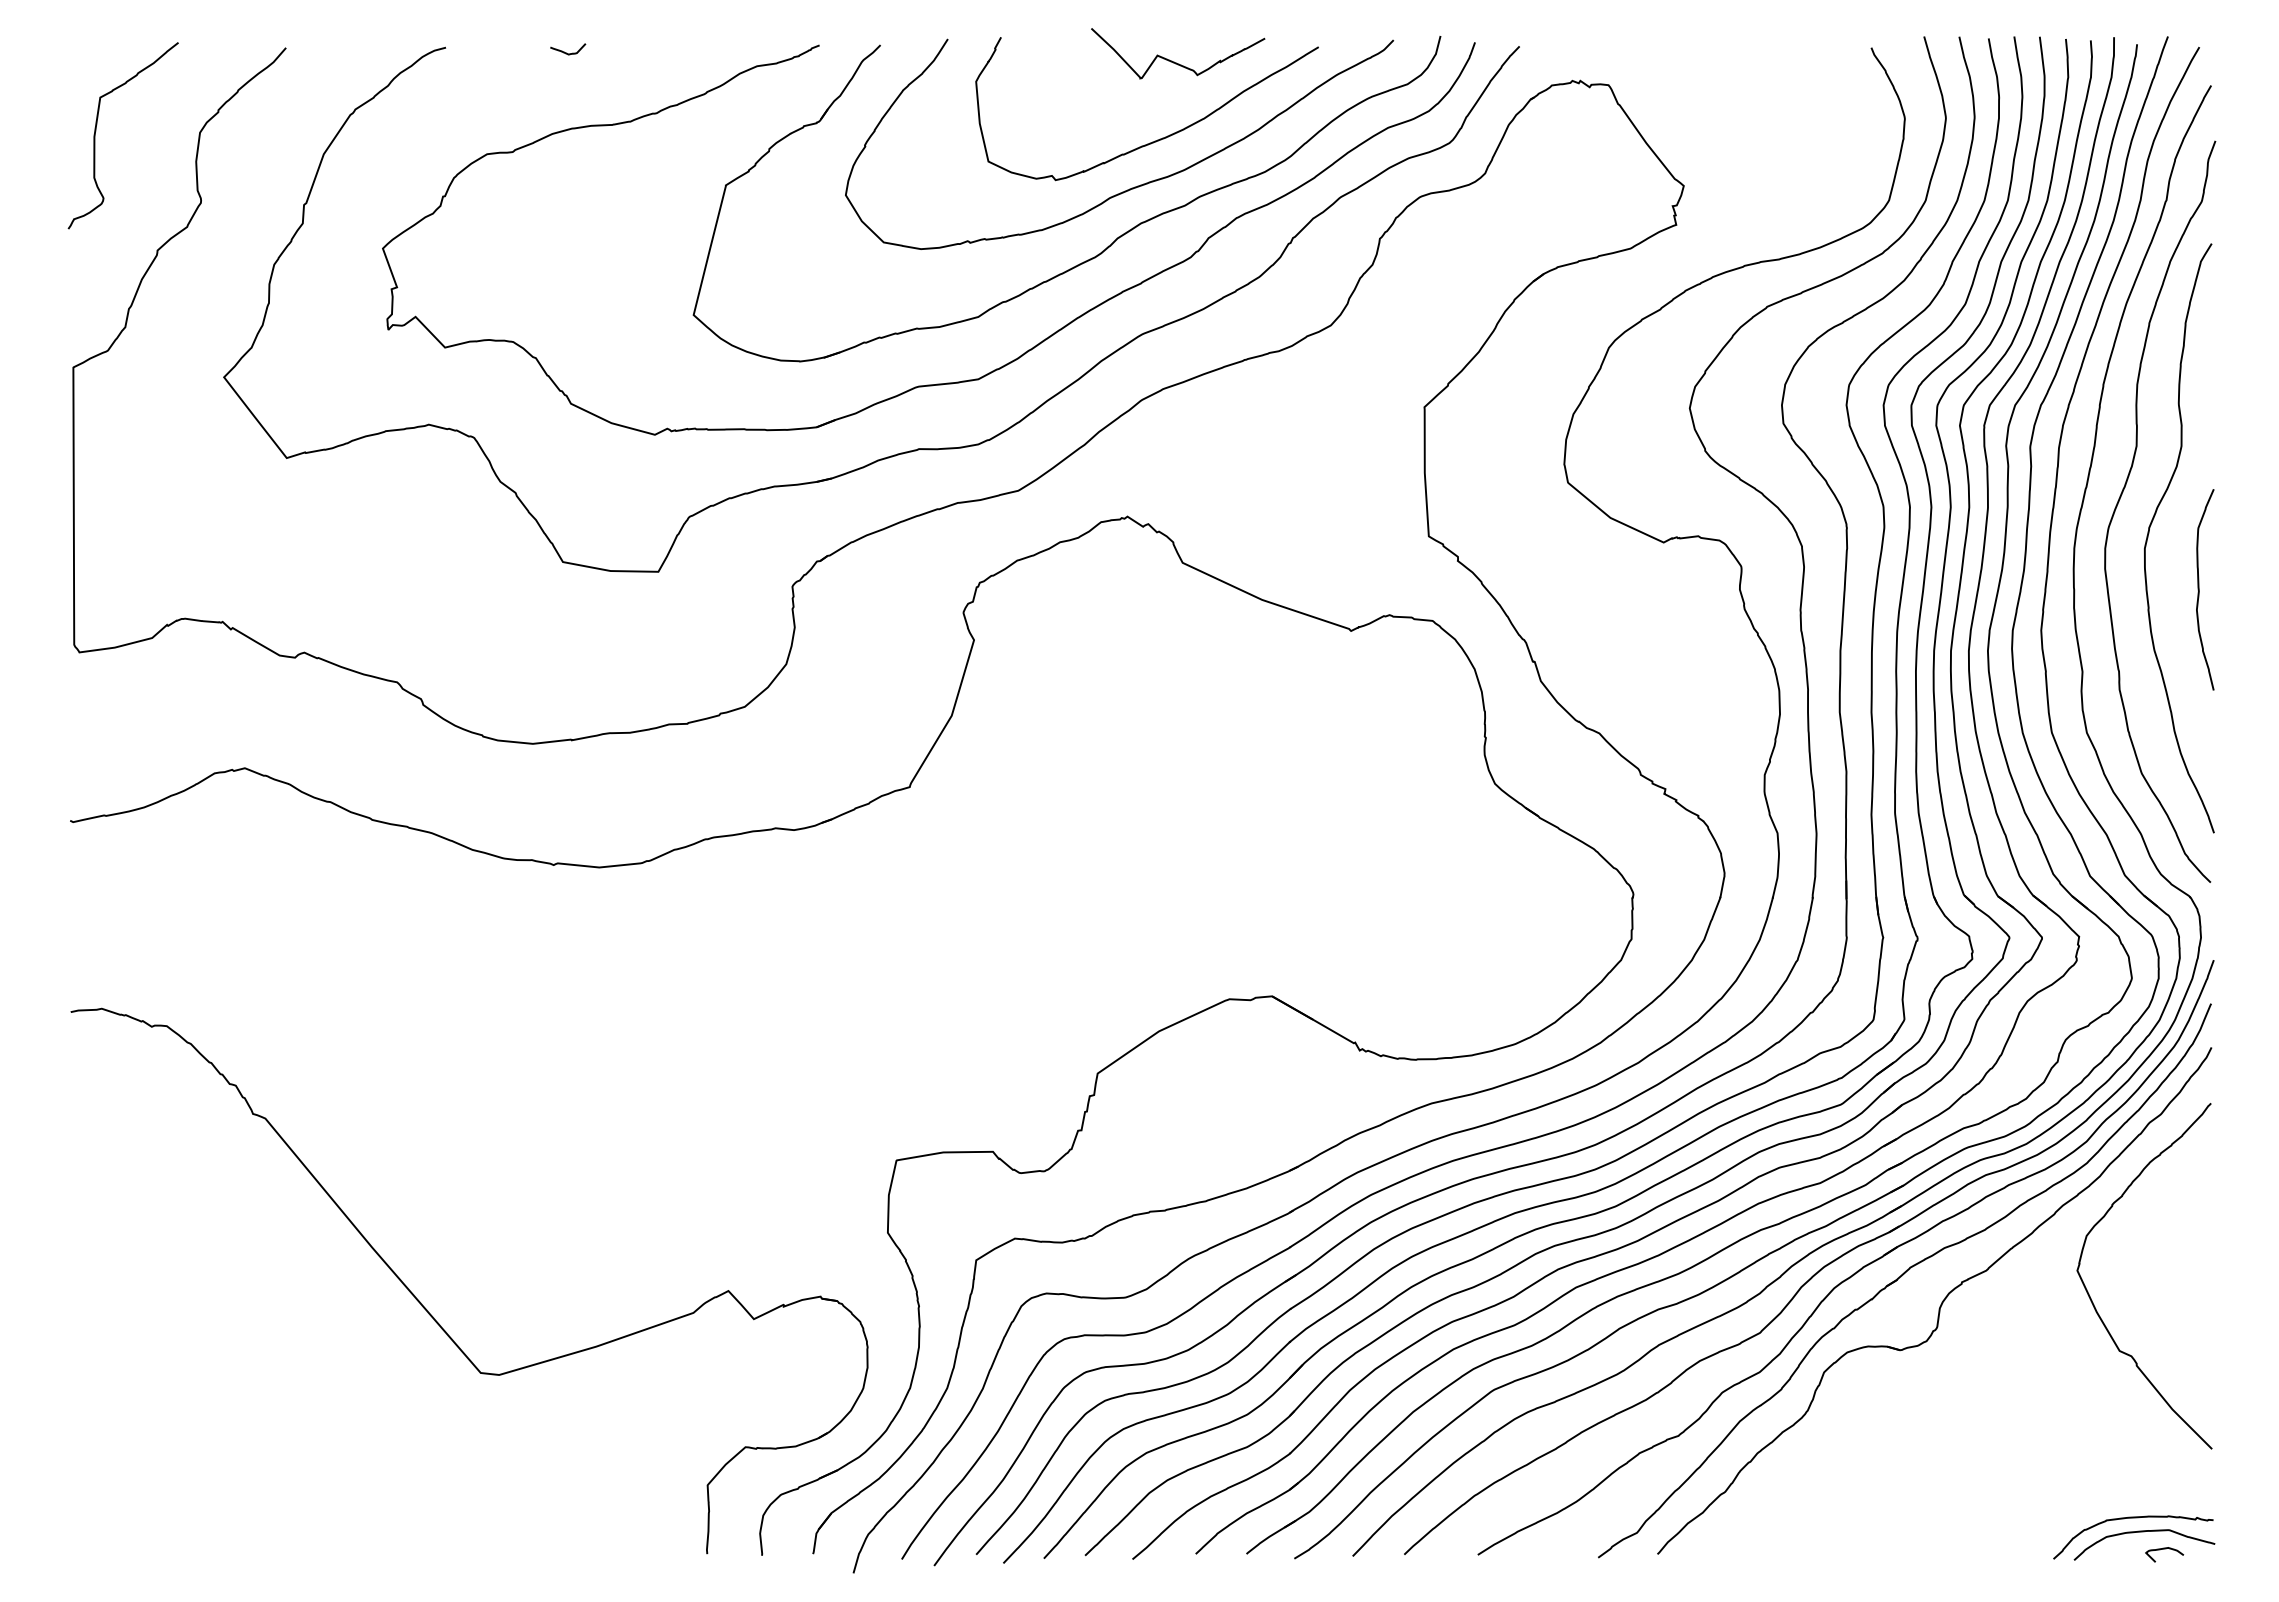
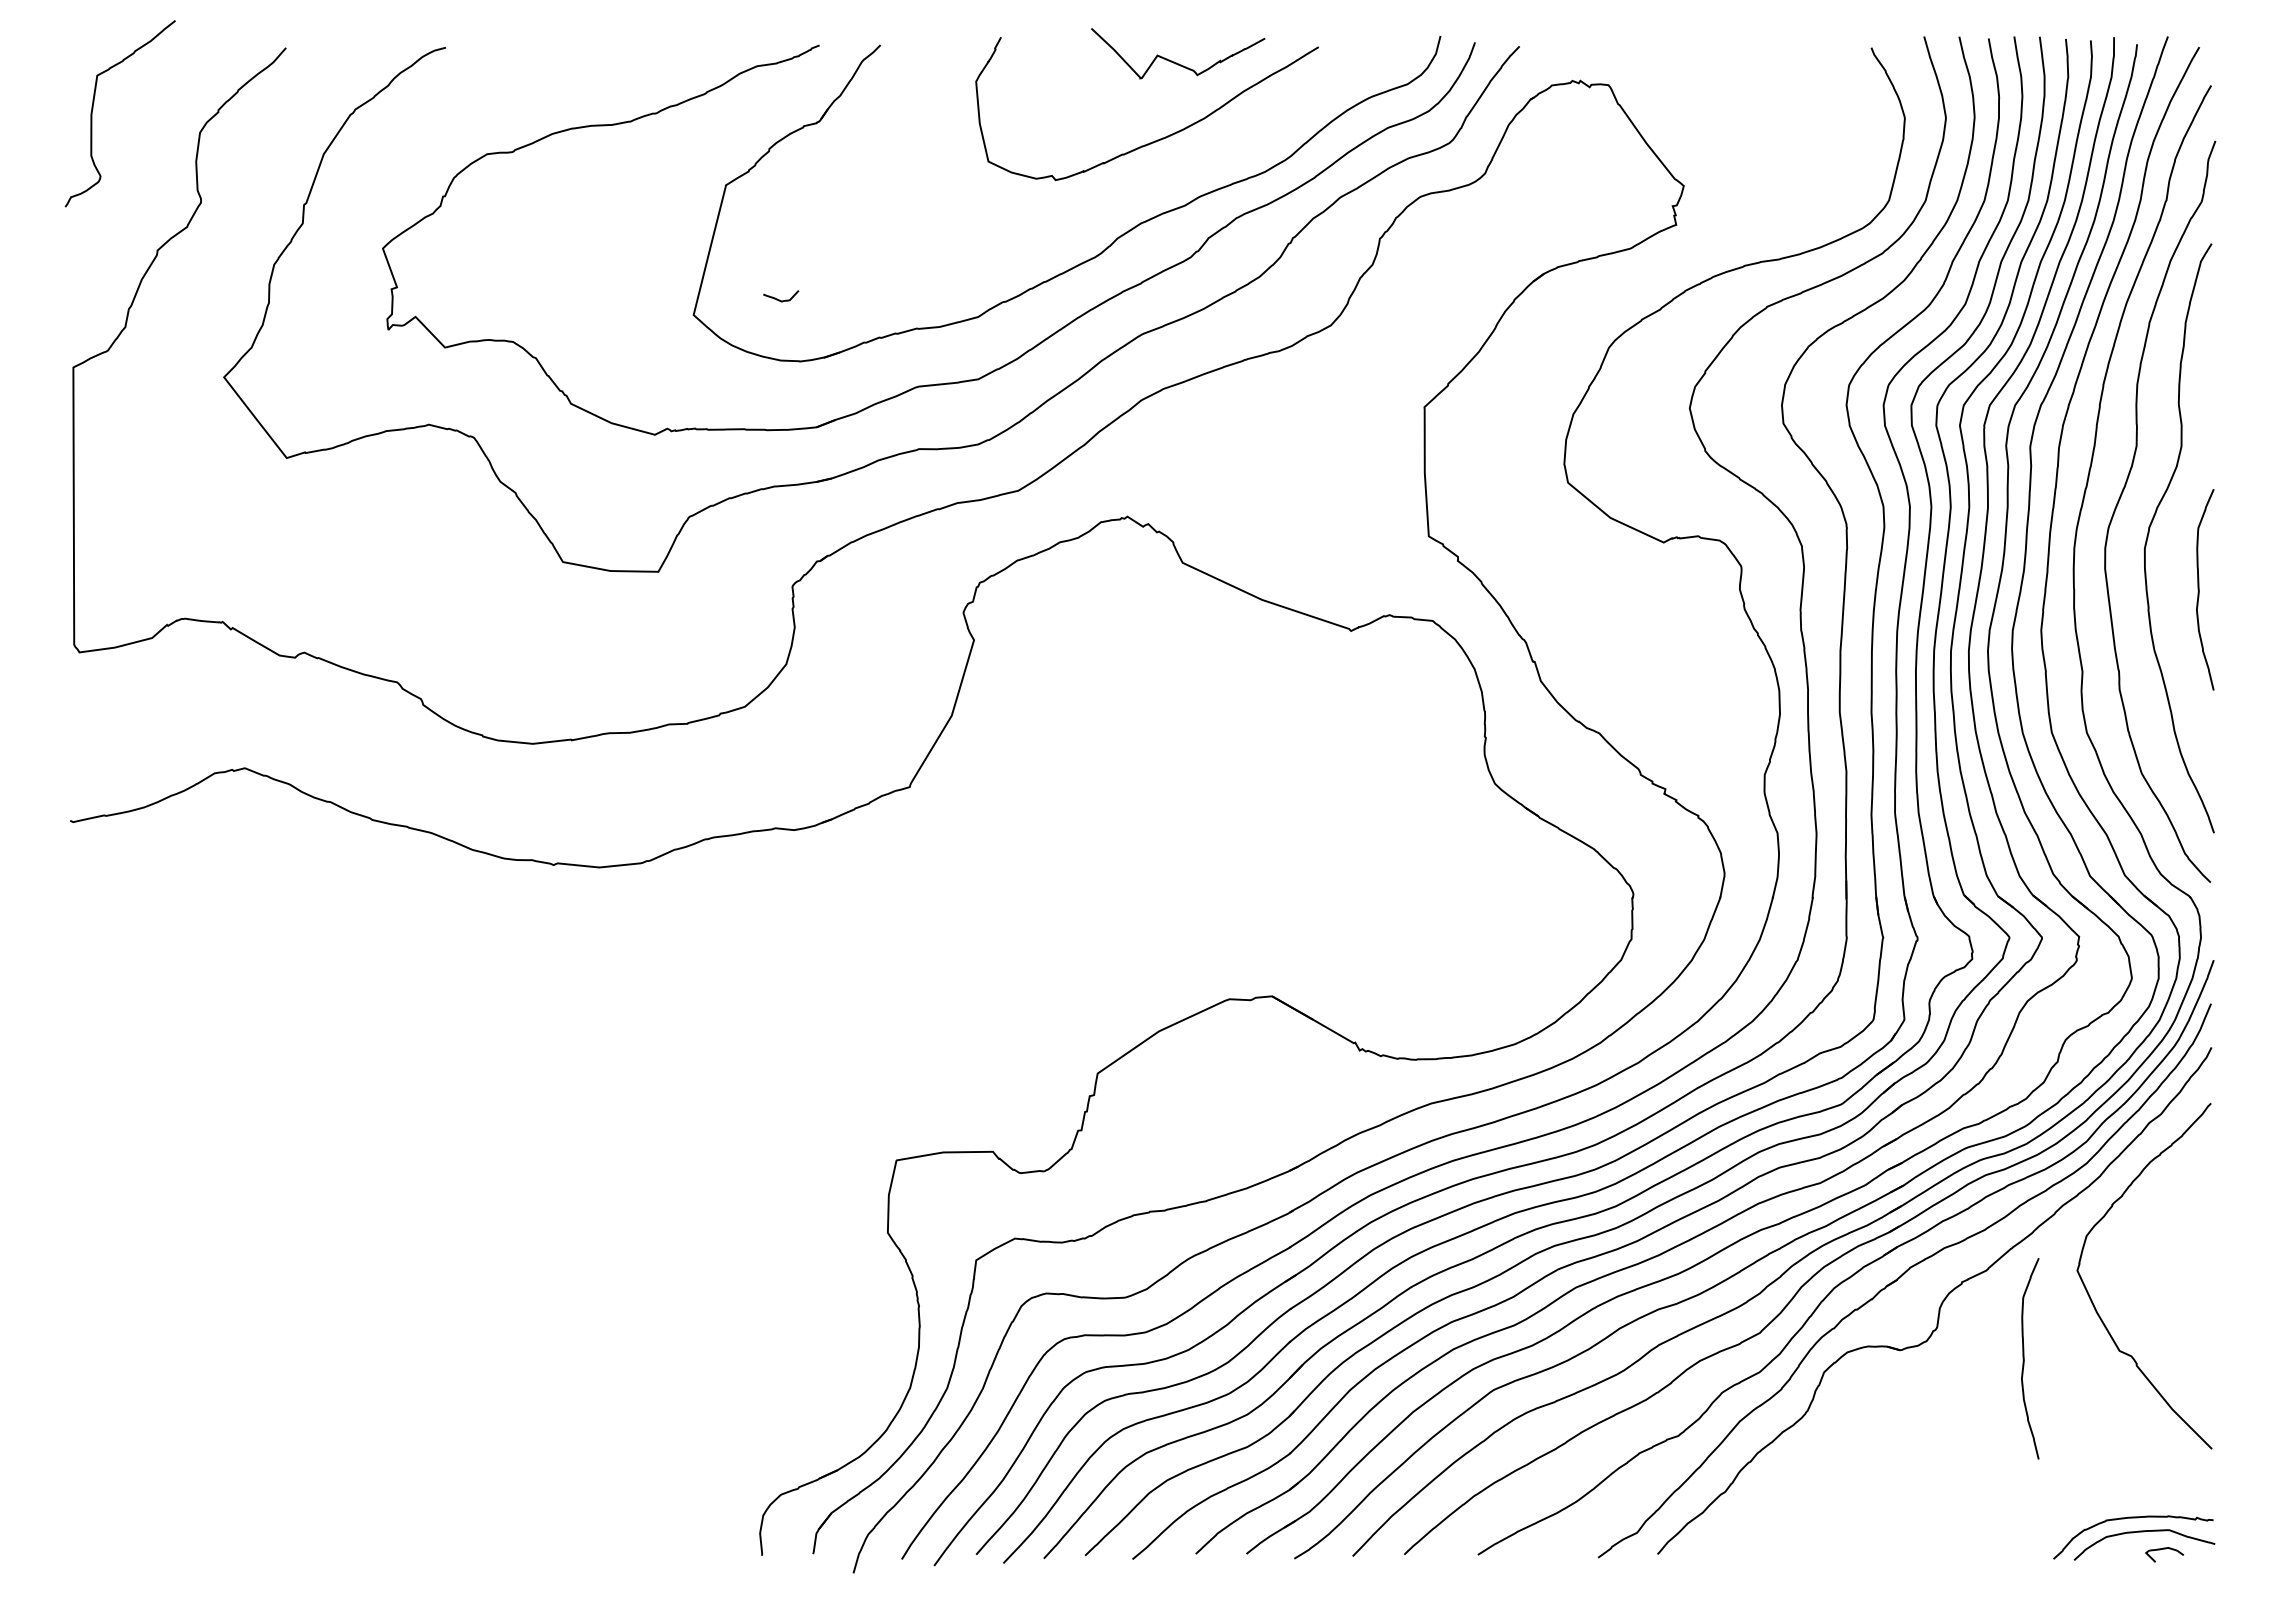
curve position: (566, 52) -> (779, 299) (779, 299)
curve position: (96, 131) -> (93, 109) (93, 109)
curve: present -> none (1134, 186)
part: present -> none (433, 1316)
curve: none -> present (2024, 1358)
